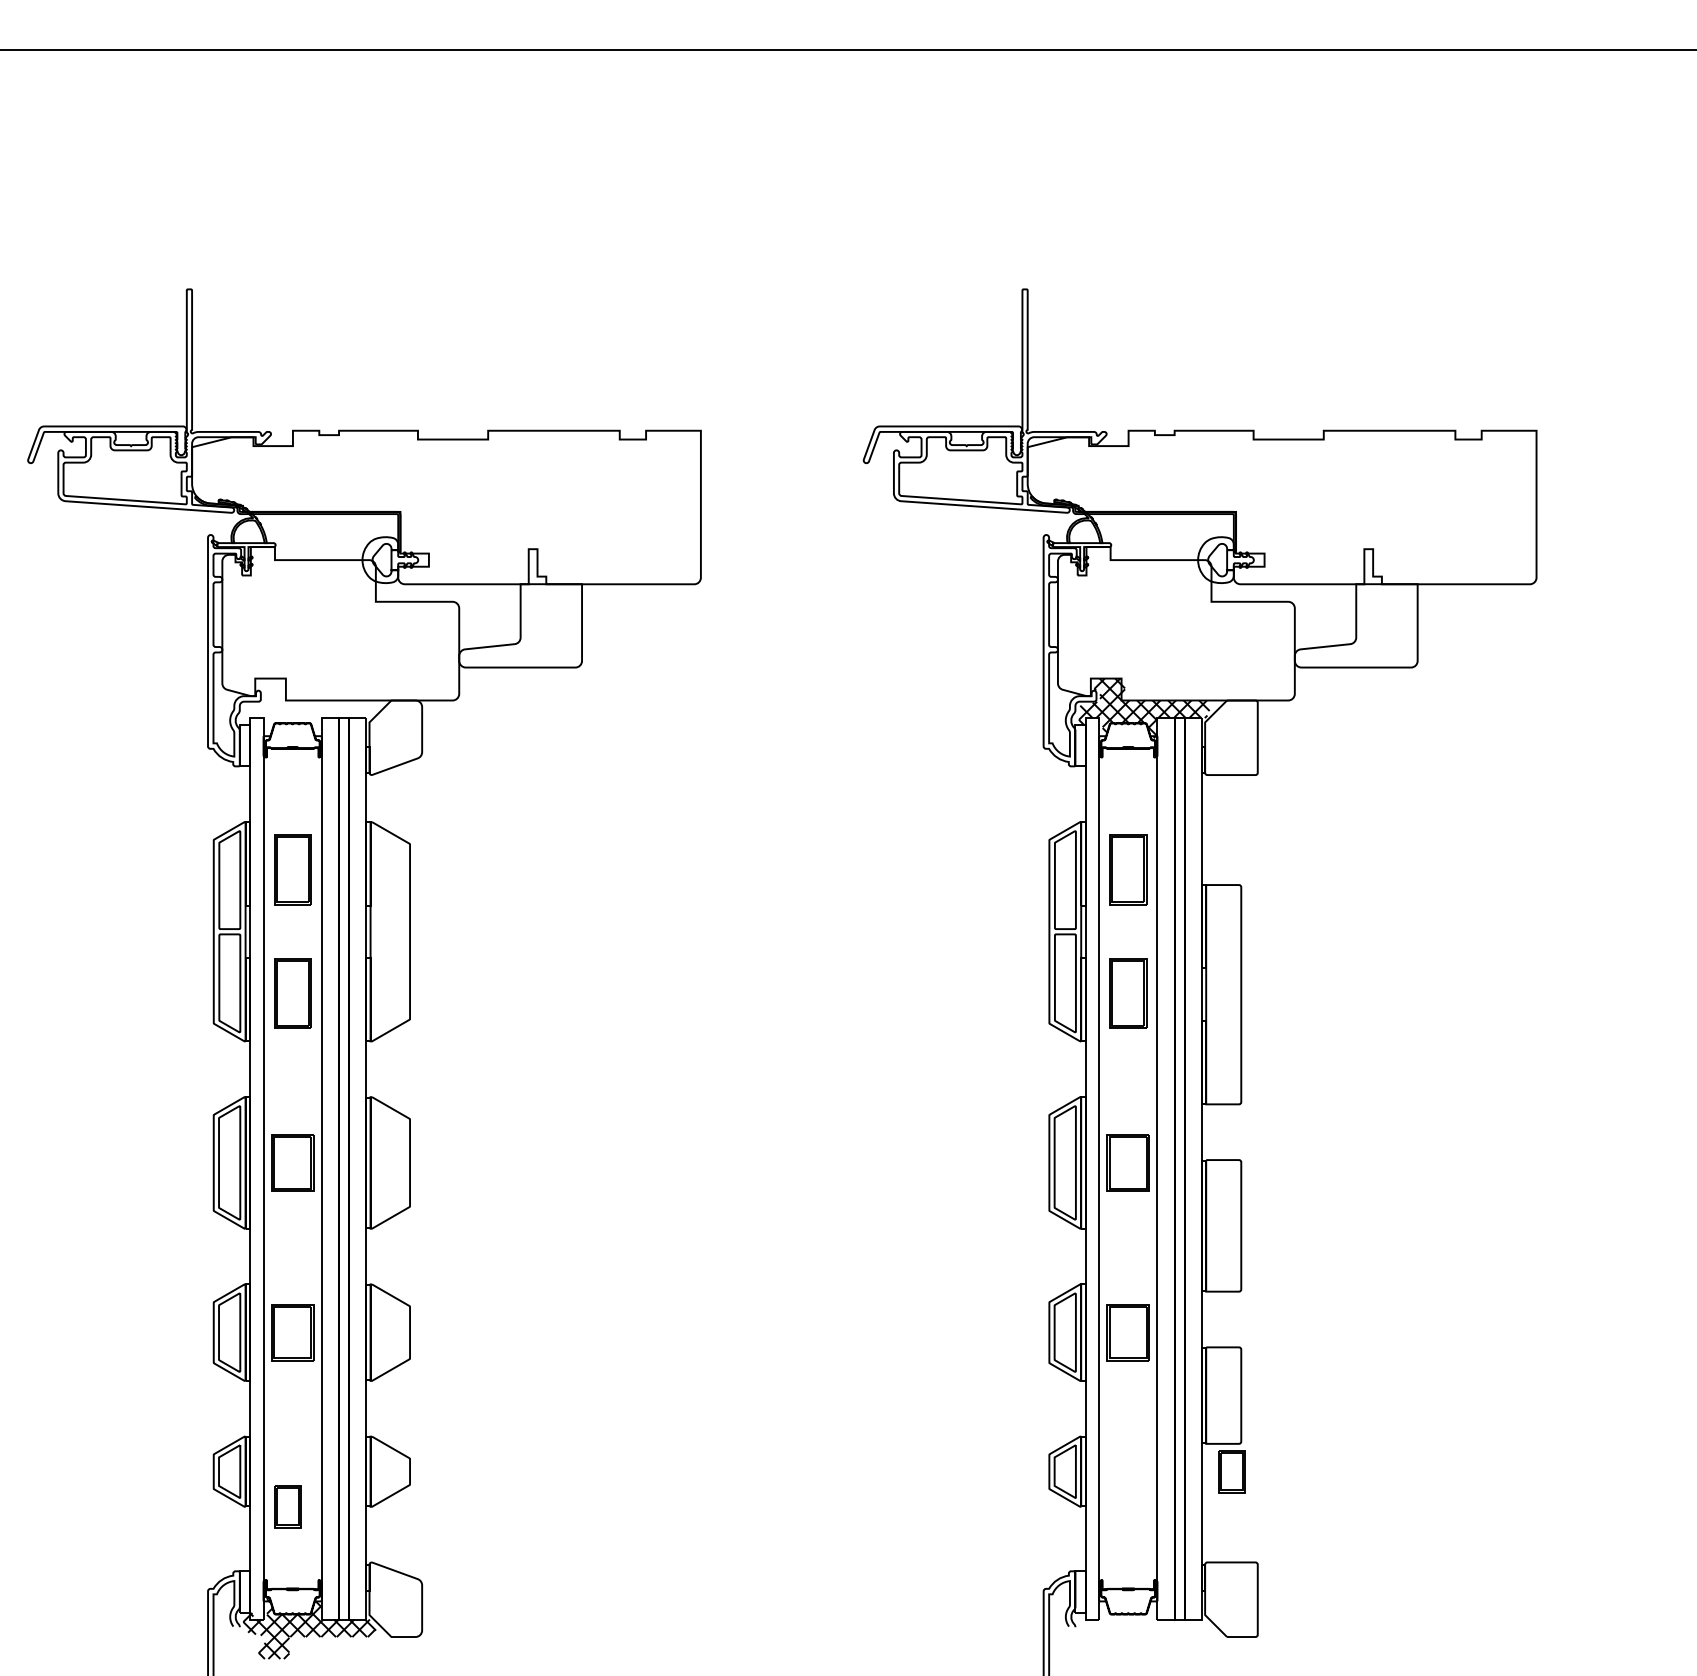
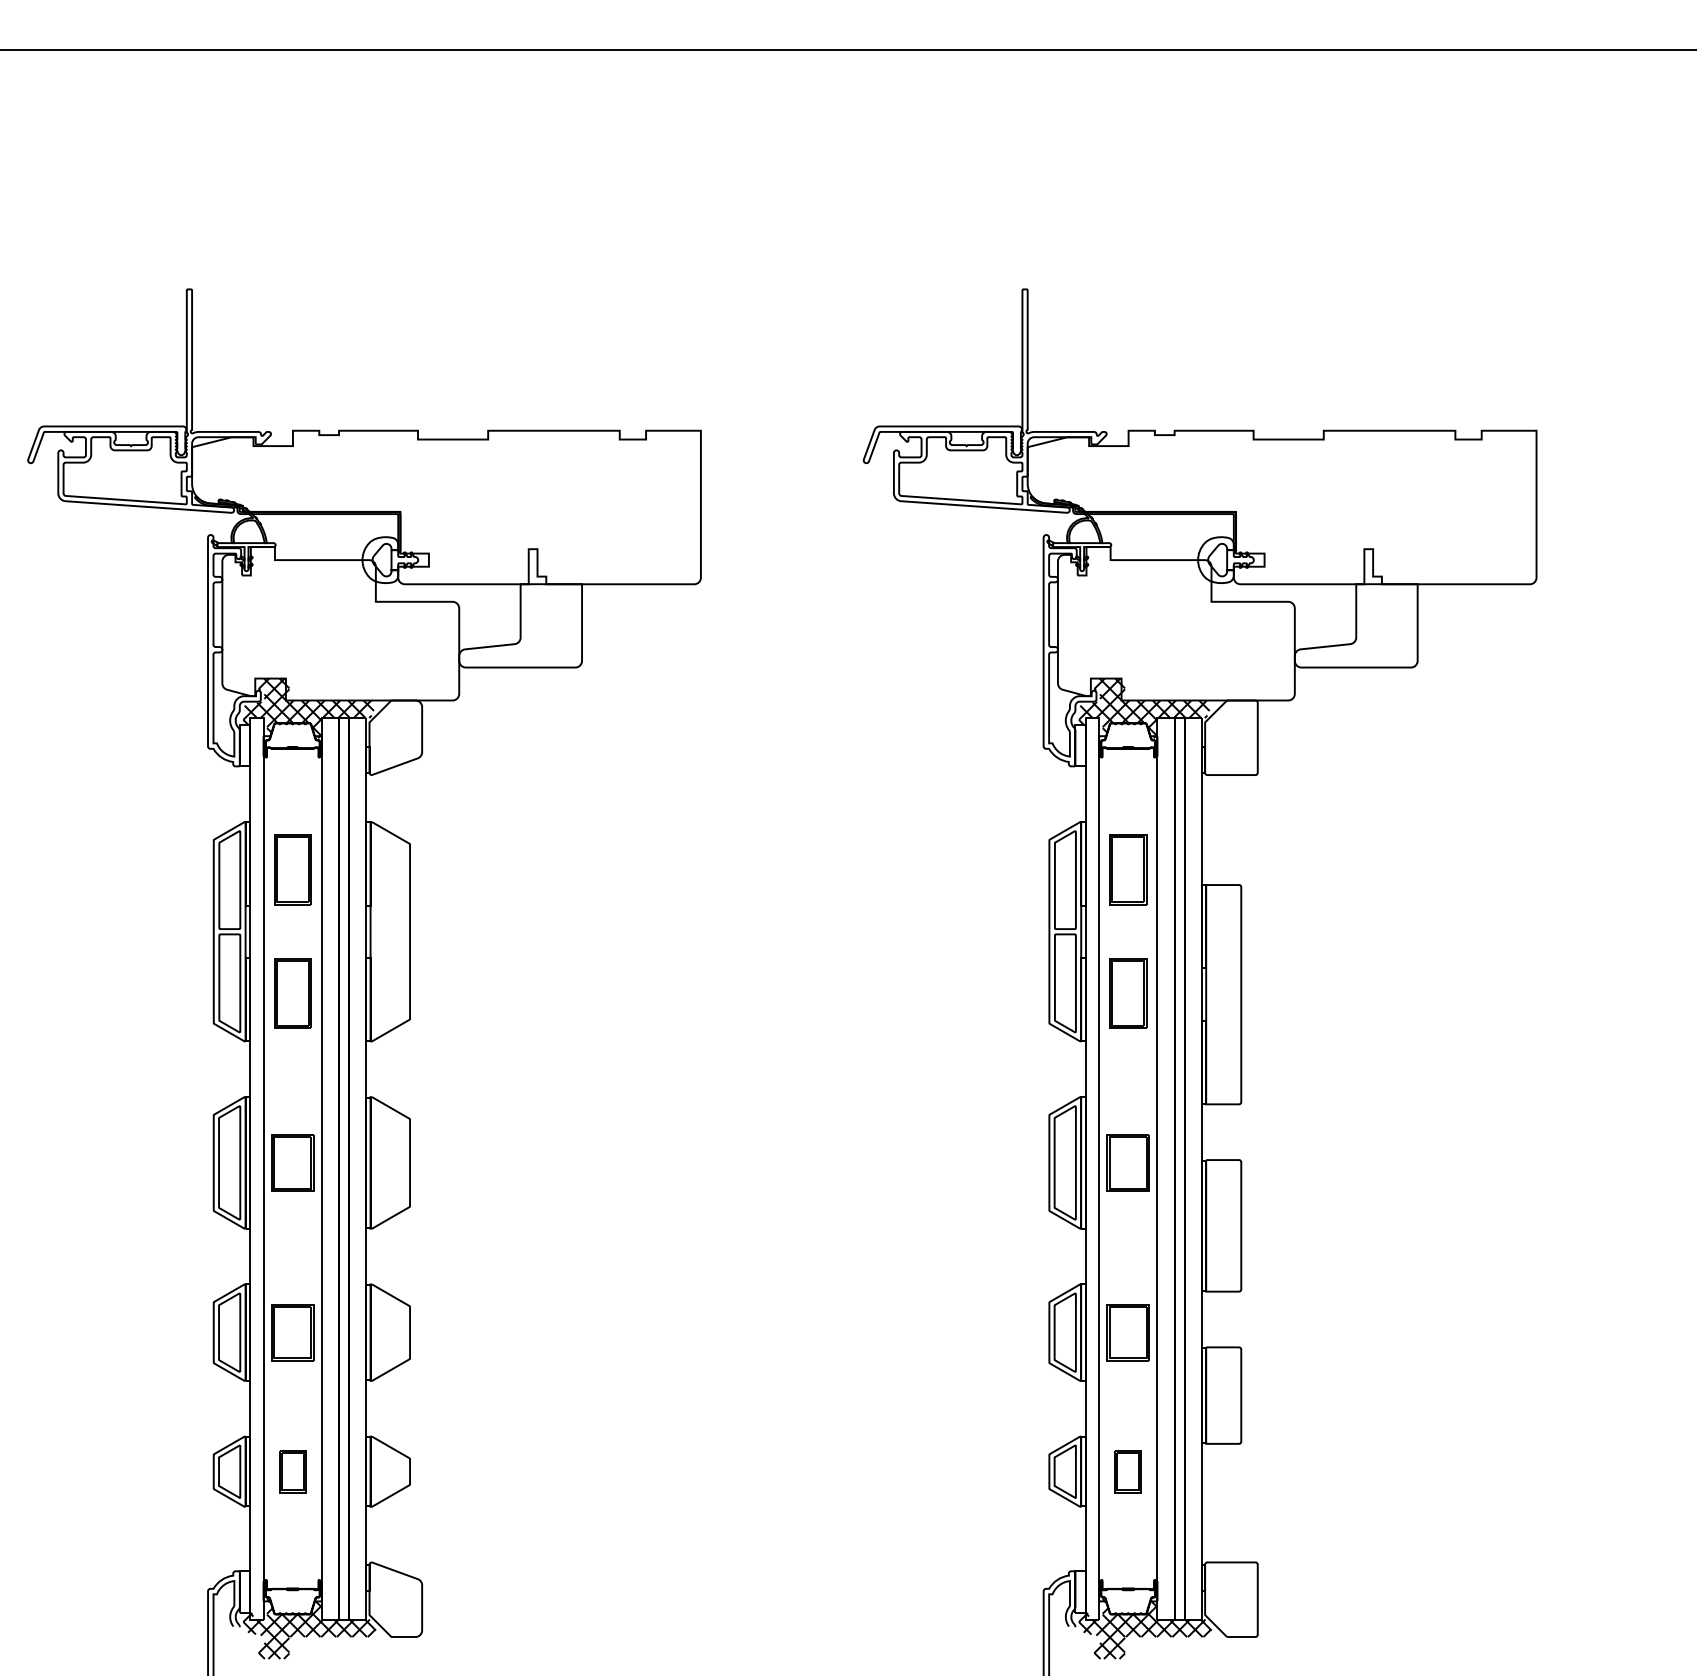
hatch: none -> present (311, 708)
part position: (1231, 1471) -> (1127, 1471) (1127, 1471)
part position: (287, 1506) -> (292, 1471) (292, 1471)
hatch: none -> present (1144, 1628)
